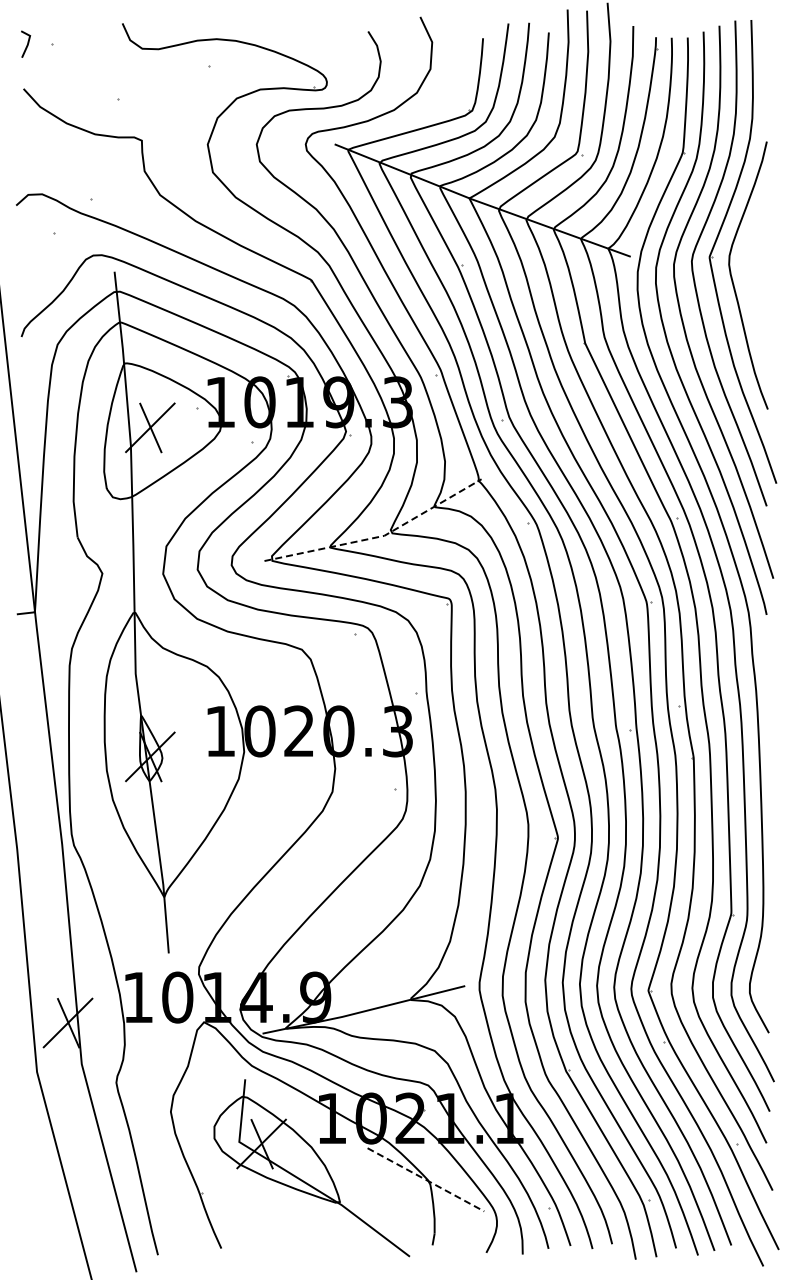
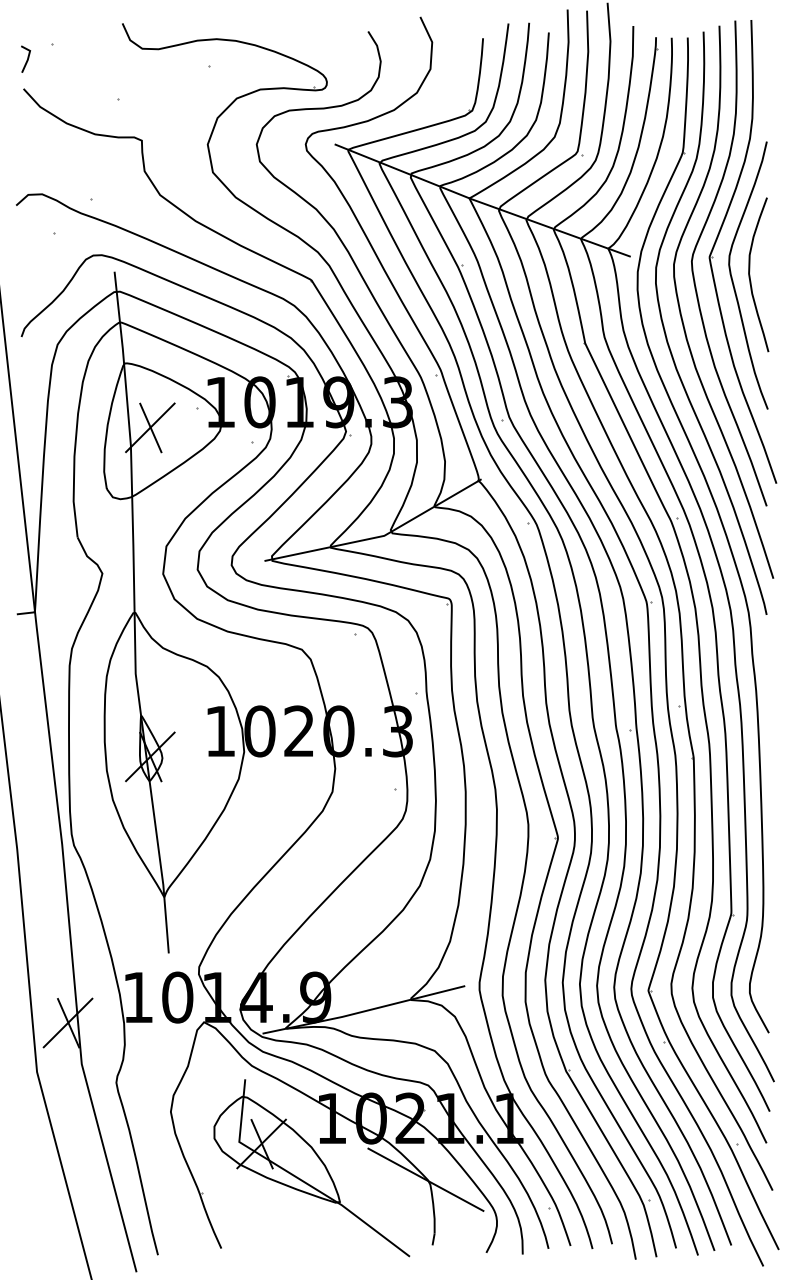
line position: (27, 43) -> (27, 58) (27, 58)
curve: none -> present (750, 274)
line: dashed -> solid (380, 536)
line: dashed -> solid (426, 1180)
